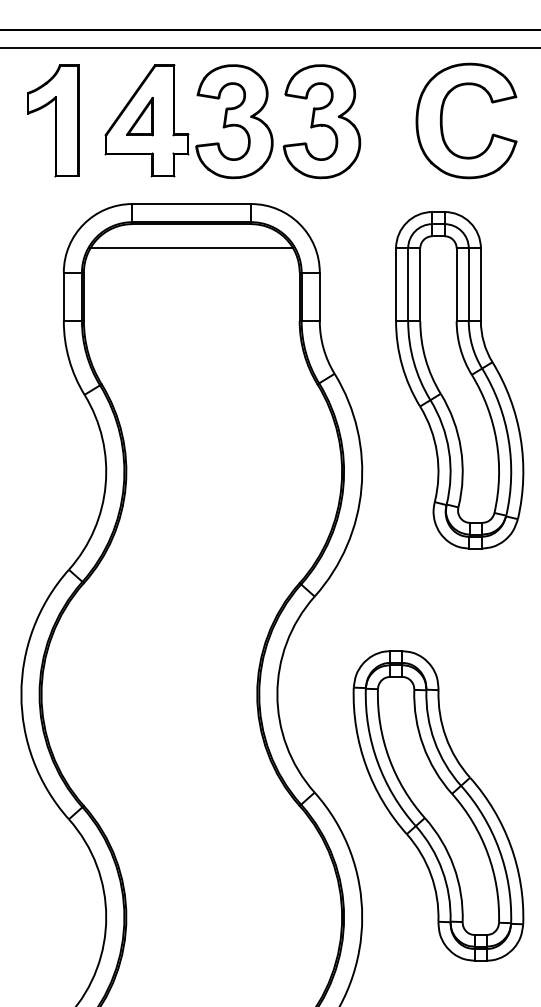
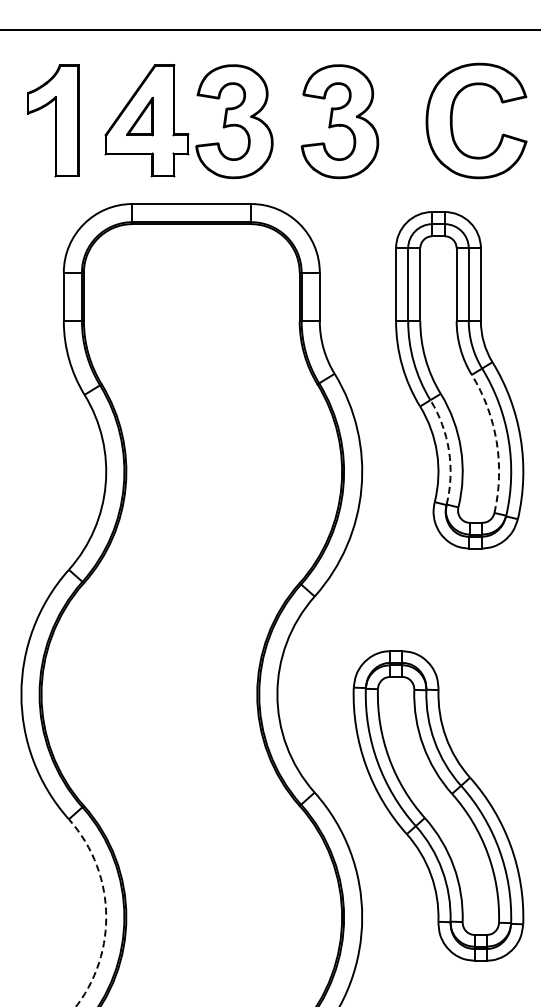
line: present -> none (269, 48)
part position: (442, 120) -> (452, 120) (452, 120)
part position: (321, 121) -> (339, 121) (339, 121)
line: present -> none (191, 248)
arc: solid -> dashed (496, 441)
arc: solid -> dashed (448, 450)
arc: solid -> dashed (106, 911)
